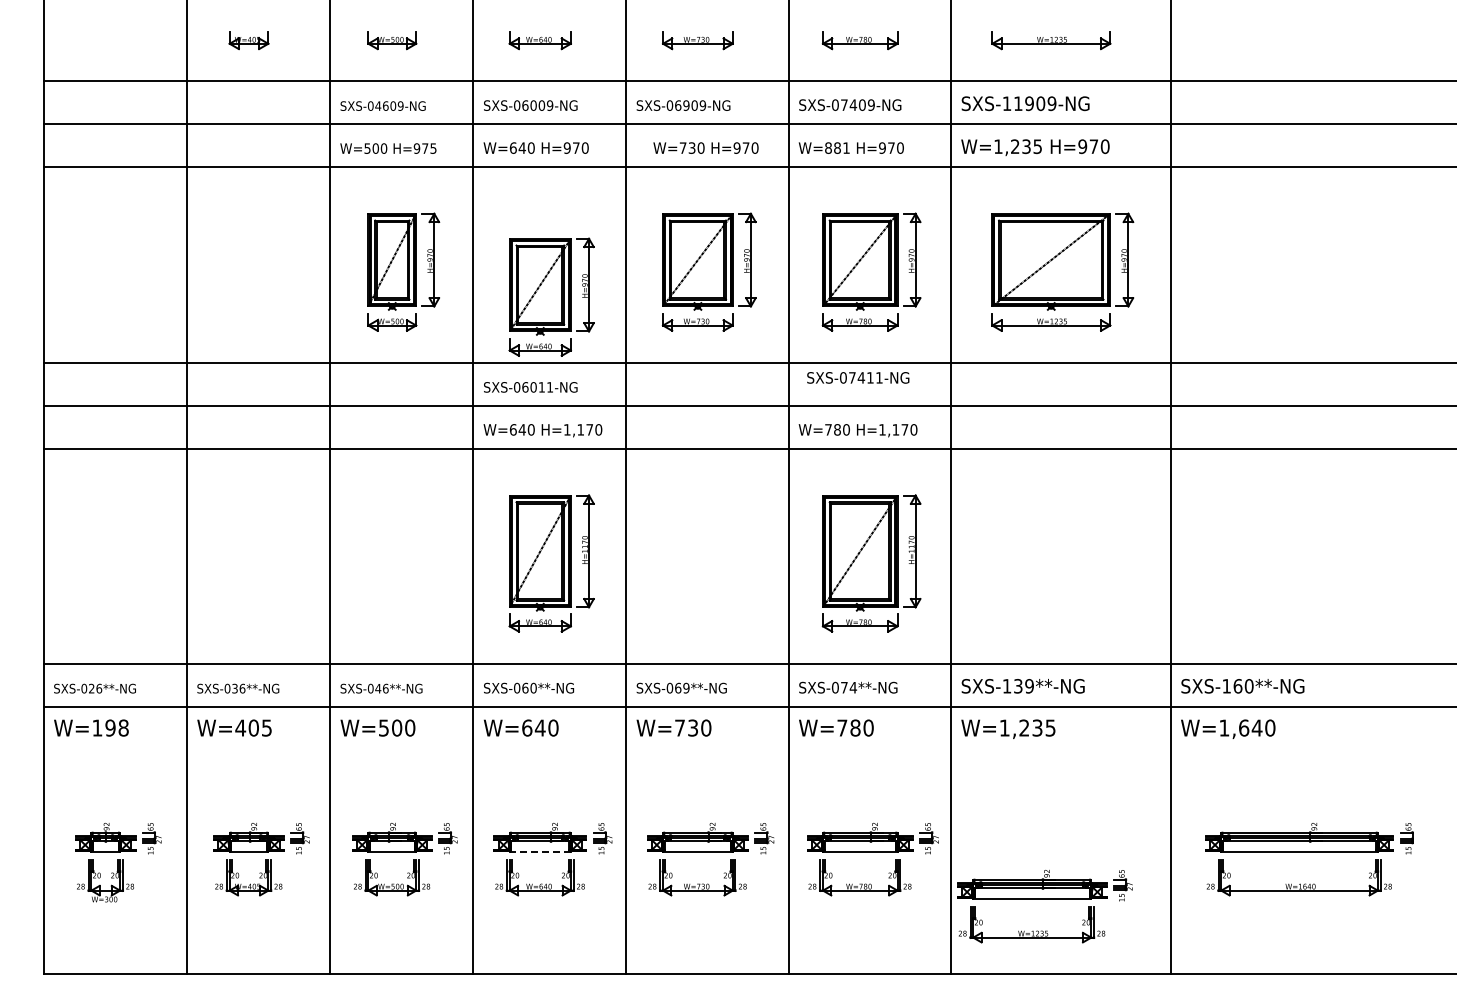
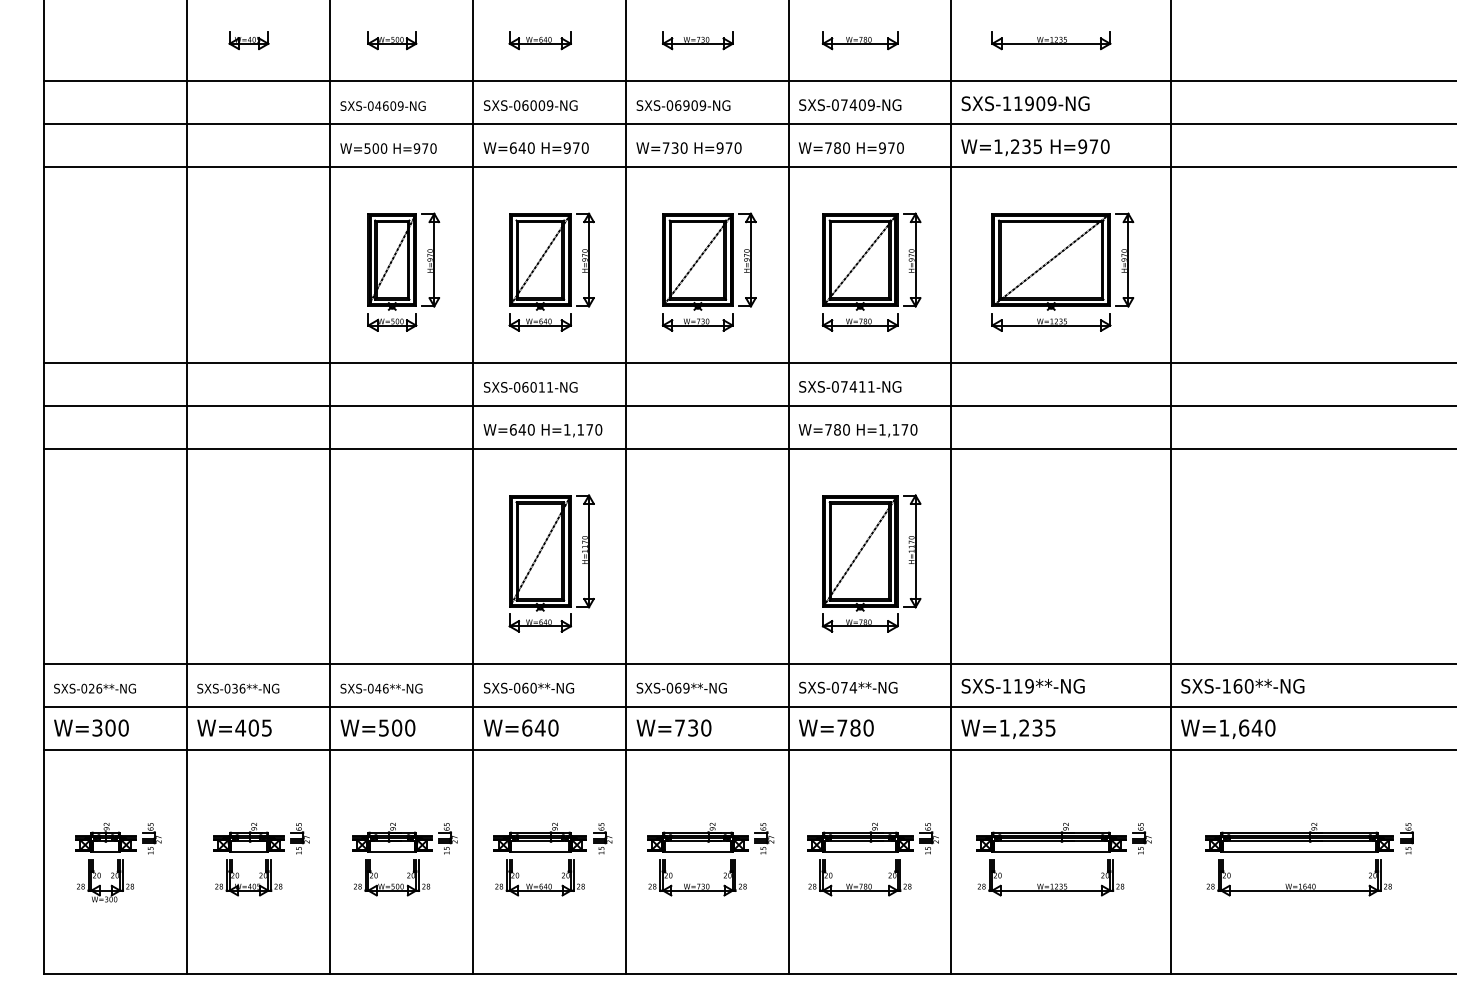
text position: (705, 147) -> (688, 147) (688, 147)
text: W=881 -> W=780 (837, 147)
text: H=975 -> H=970 (433, 148)
part position: (551, 296) -> (551, 271) (551, 271)
text position: (858, 377) -> (850, 386) (850, 386)
text: SXS-139**-NG -> SXS-119**-NG (1018, 686)
text: W=198 -> W=300 (110, 727)
line: none -> present (748, 749)
line: dashed -> solid (540, 852)
part position: (1044, 899) -> (1063, 852) (1063, 852)
